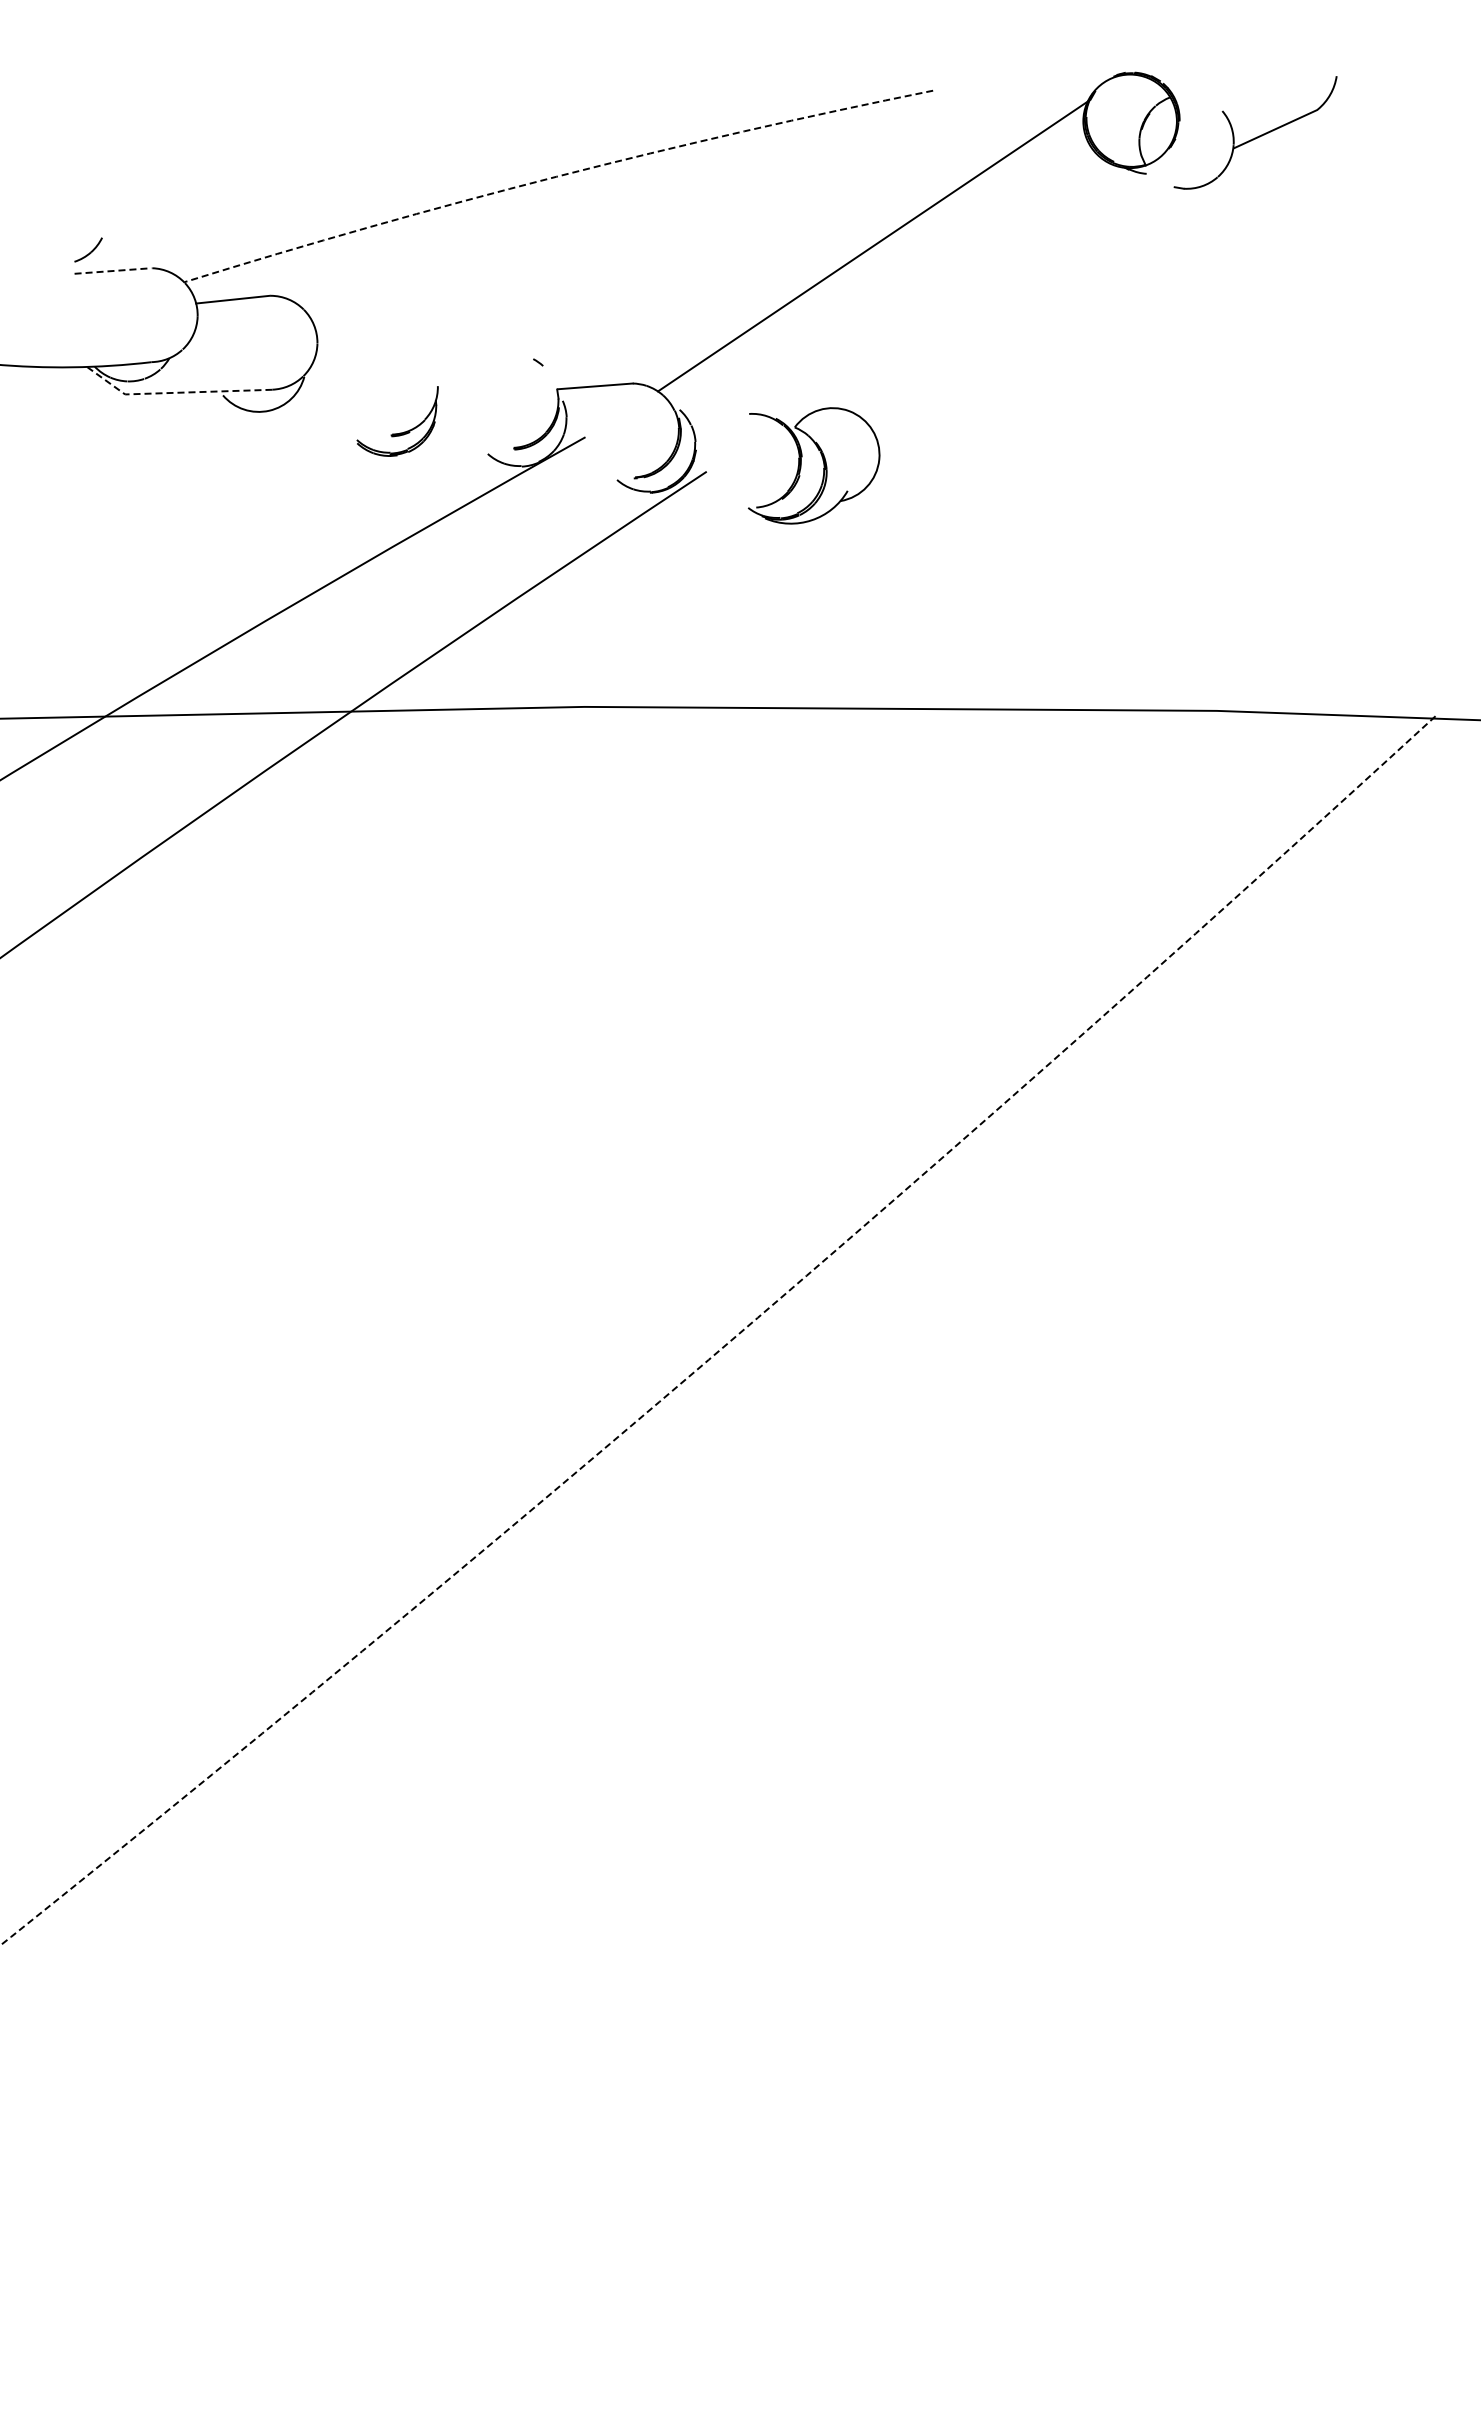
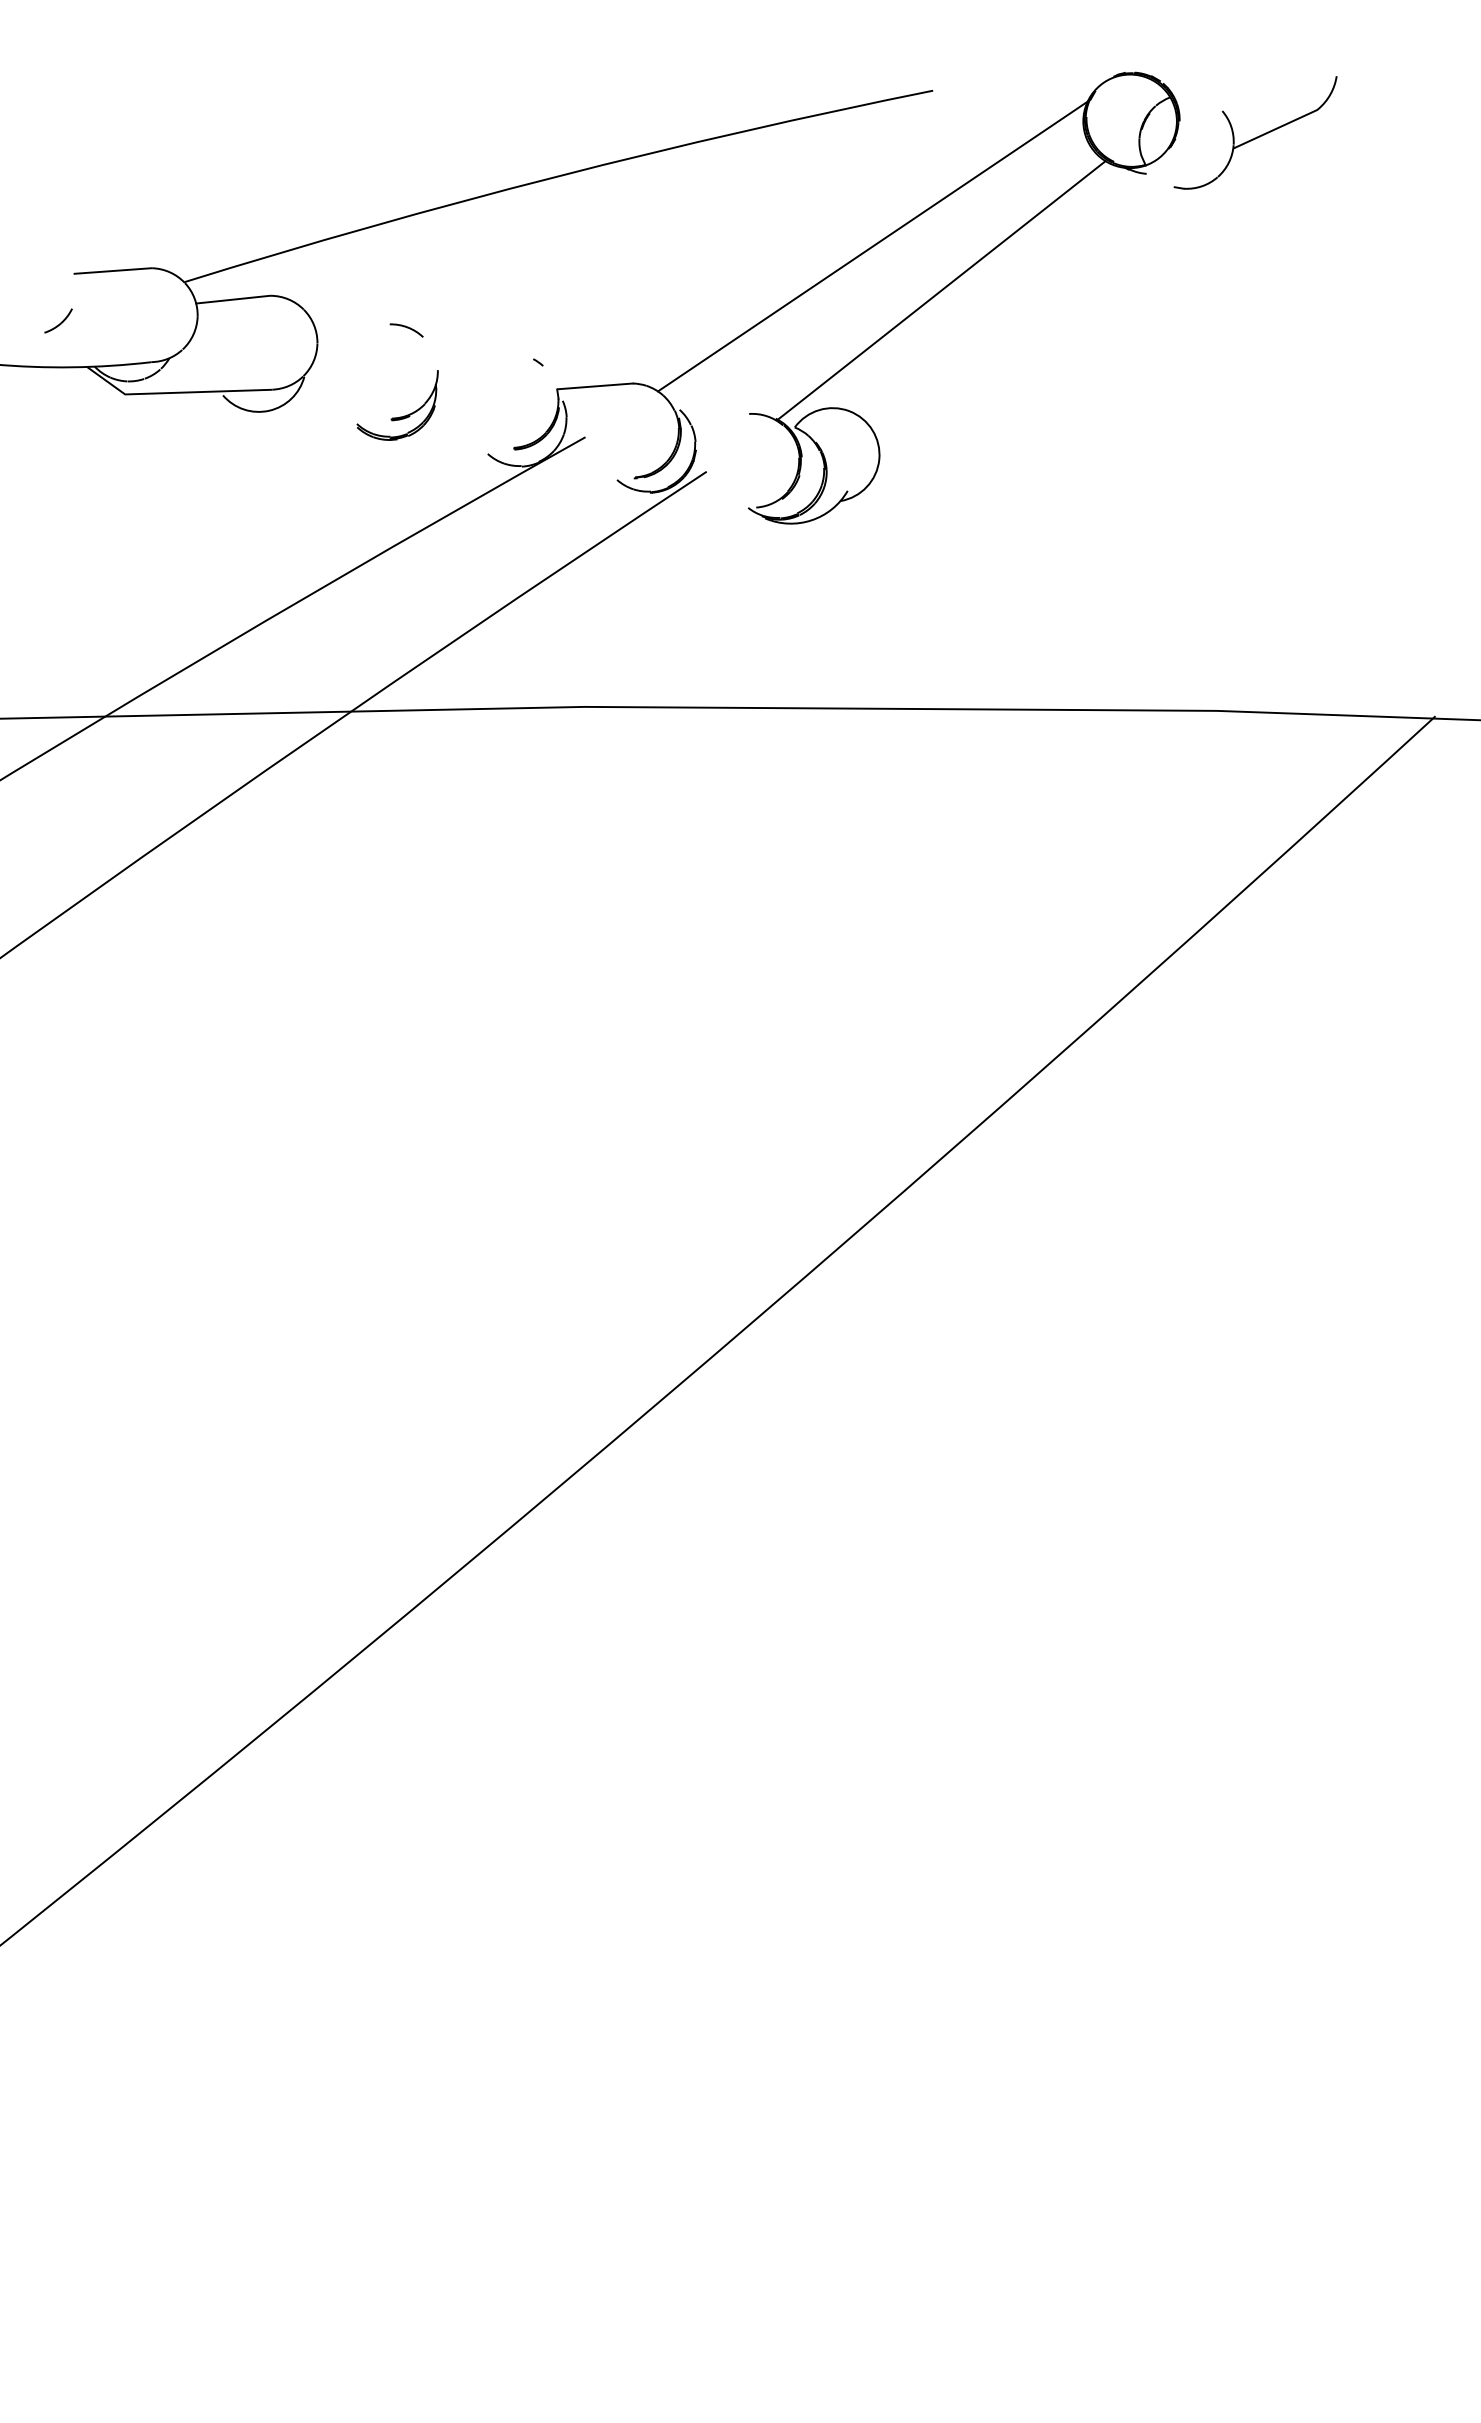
arc: dashed -> solid (556, 176)
part position: (88, 249) -> (58, 320) (58, 320)
line: dashed -> solid (113, 271)
line: none -> present (941, 290)
arc: none -> present (407, 328)
line: dashed -> solid (174, 392)
part position: (399, 432) -> (399, 416) (399, 416)
line: dashed -> solid (727, 1343)
